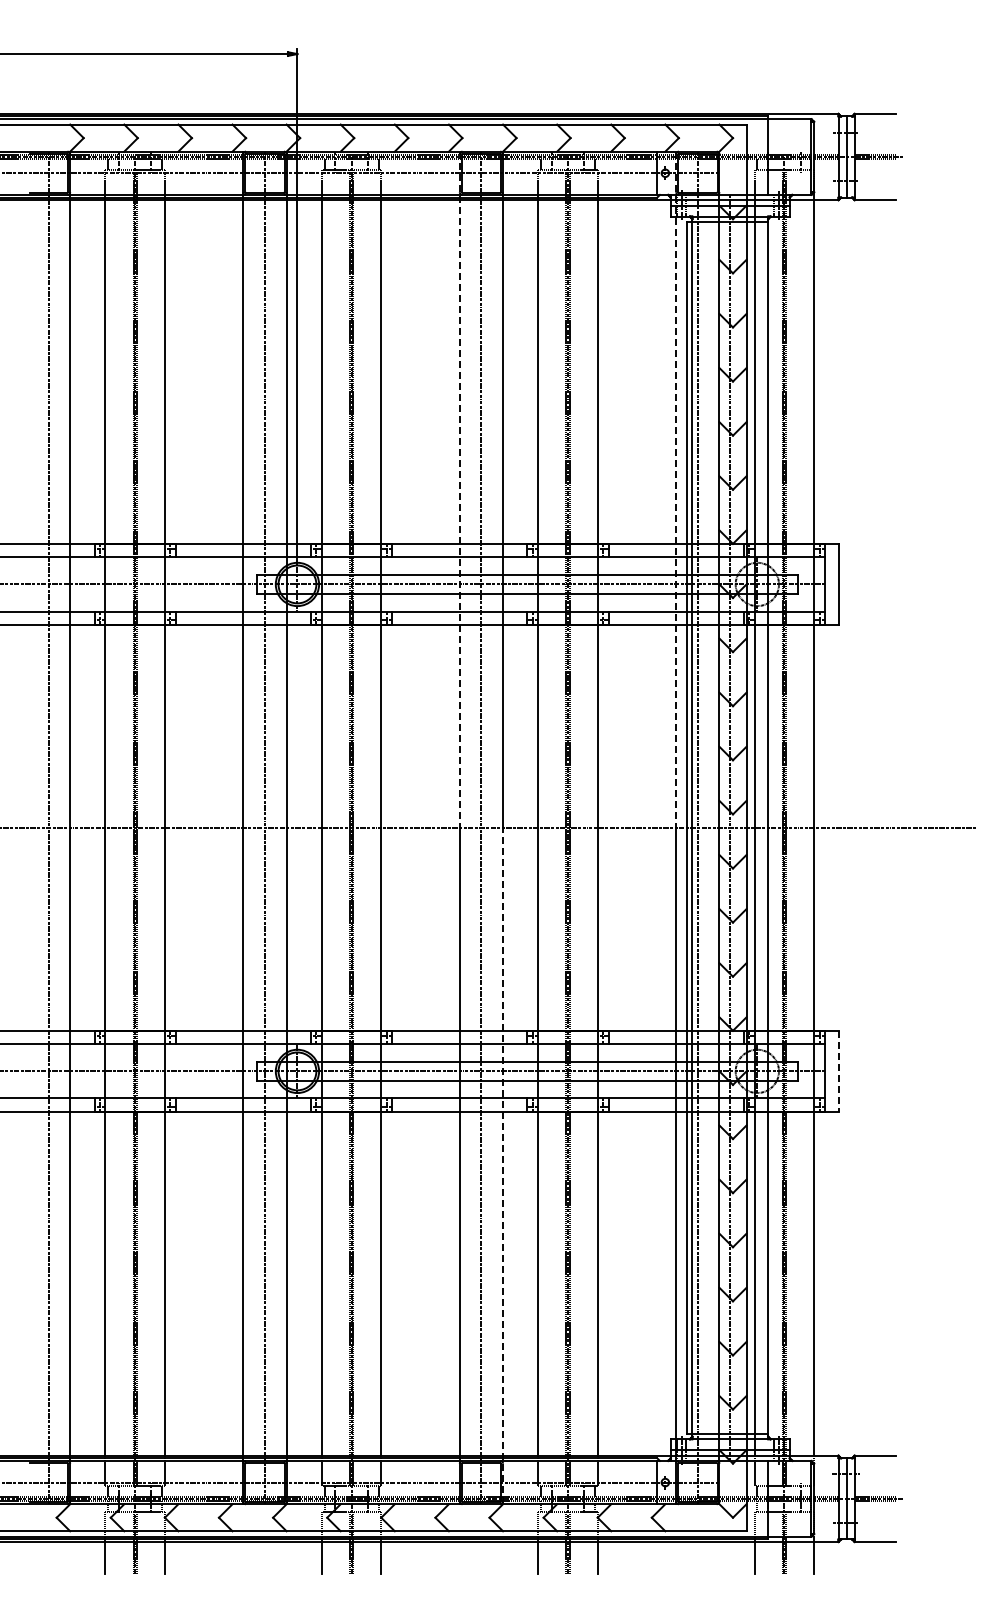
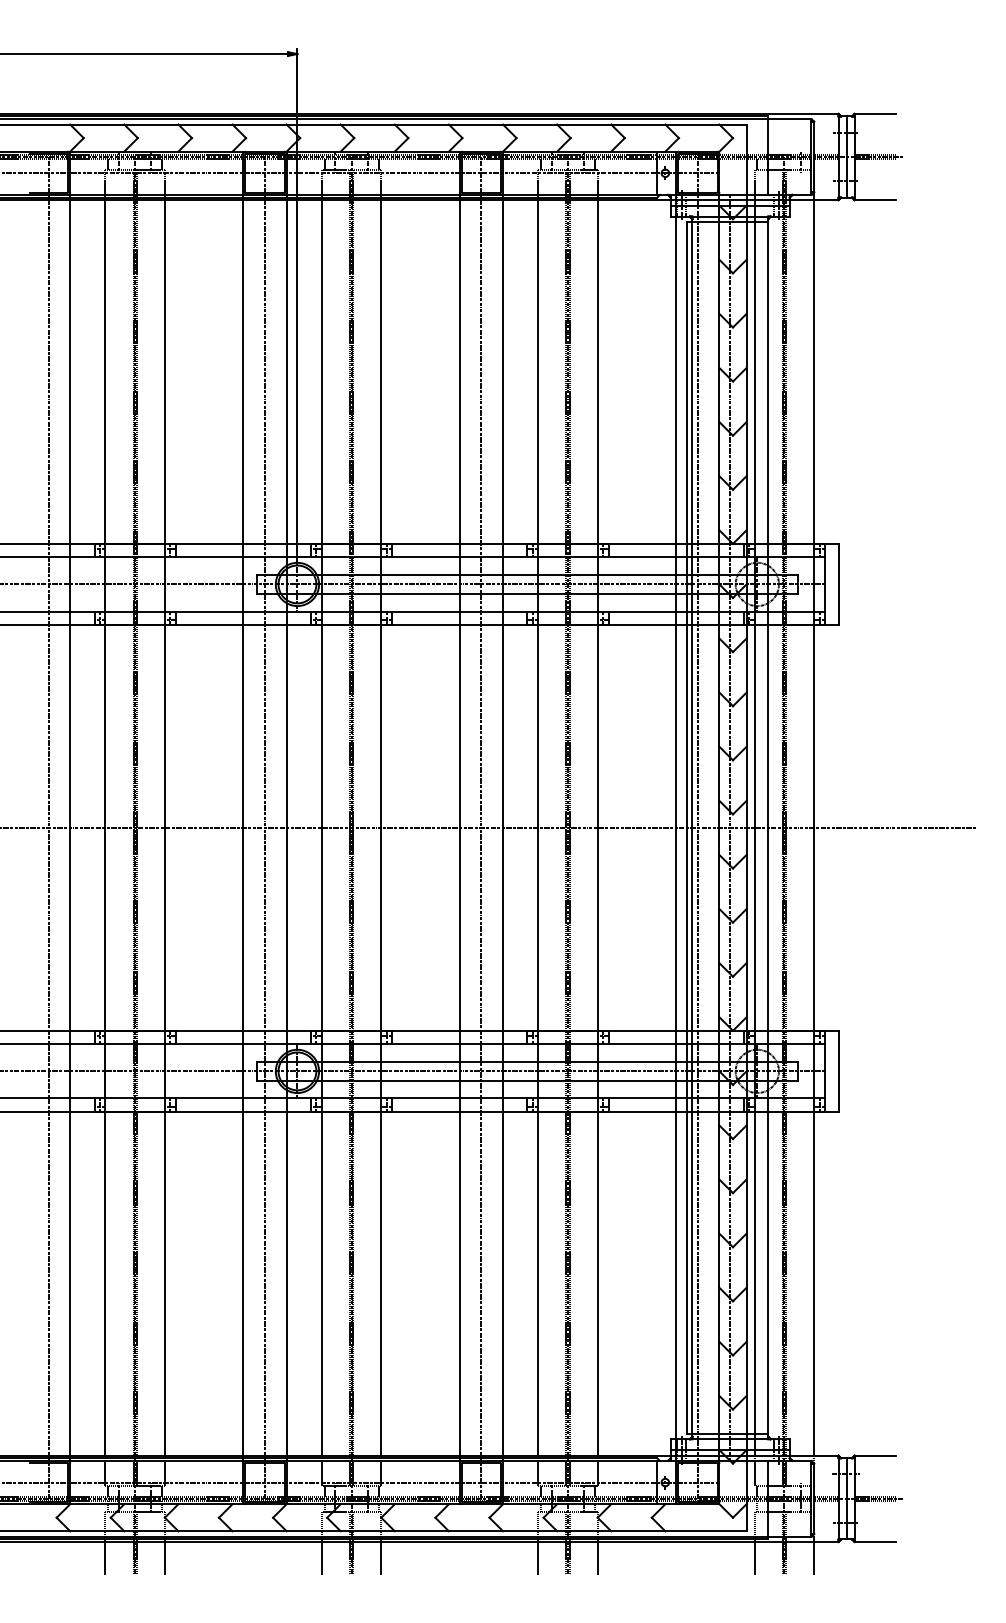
line: dashed -> solid (459, 490)
line: dashed -> solid (676, 490)
line: dashed -> solid (838, 1071)
line: dashed -> solid (503, 1165)
